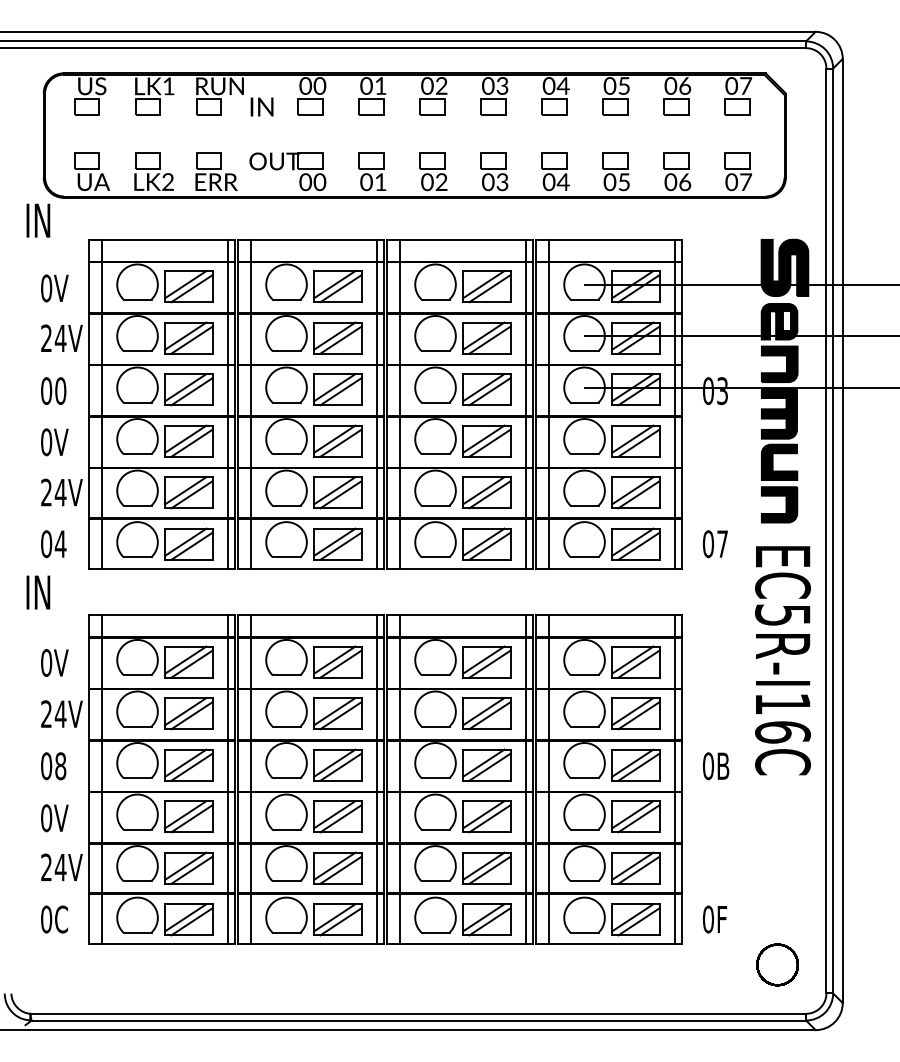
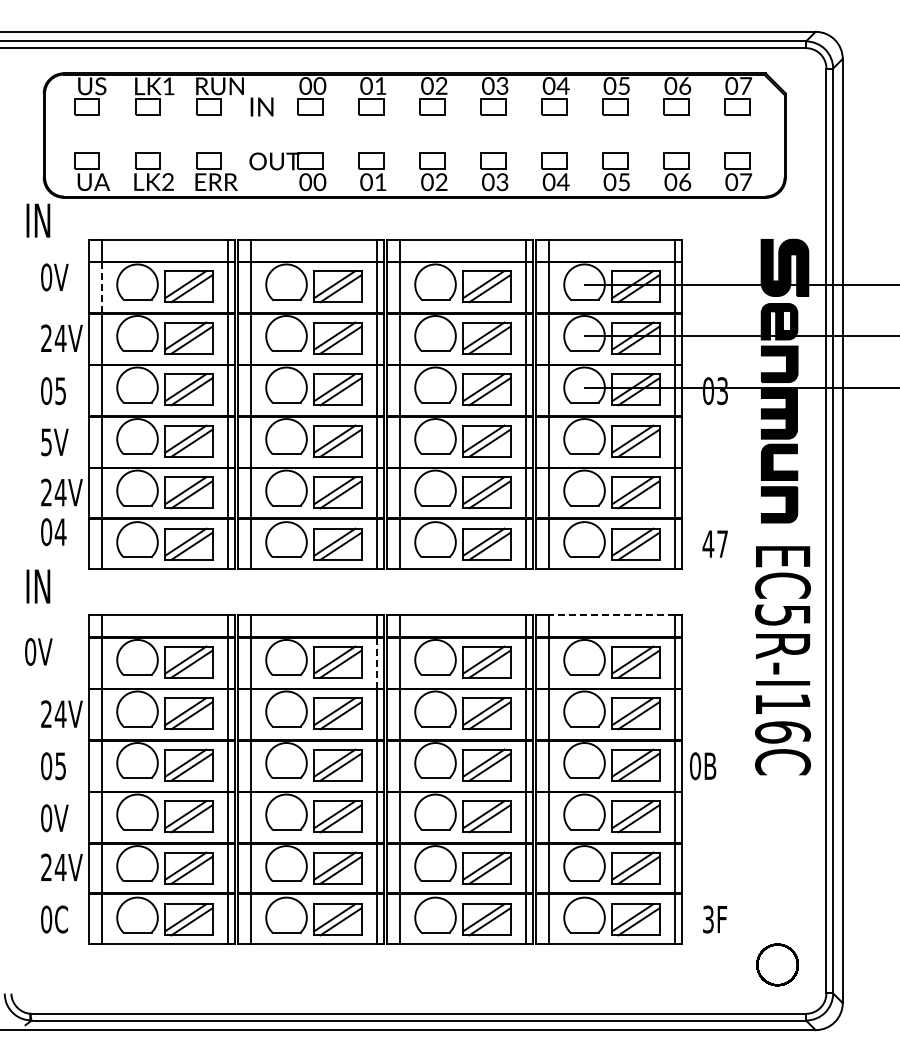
text position: (54, 288) -> (54, 277) (54, 277)
line: solid -> dashed (102, 288)
text: 00 -> 05 (60, 391)
text: 0V -> 5V (46, 442)
text position: (53, 544) -> (53, 532) (53, 532)
text: 07 -> 47 (708, 544)
text position: (38, 592) -> (38, 586) (38, 586)
line: solid -> dashed (612, 615)
text position: (54, 662) -> (38, 651) (38, 651)
line: solid -> dashed (377, 663)
text: 08 -> 05 (60, 766)
text position: (716, 766) -> (703, 766) (703, 766)
text: 0F -> 3F (708, 919)
